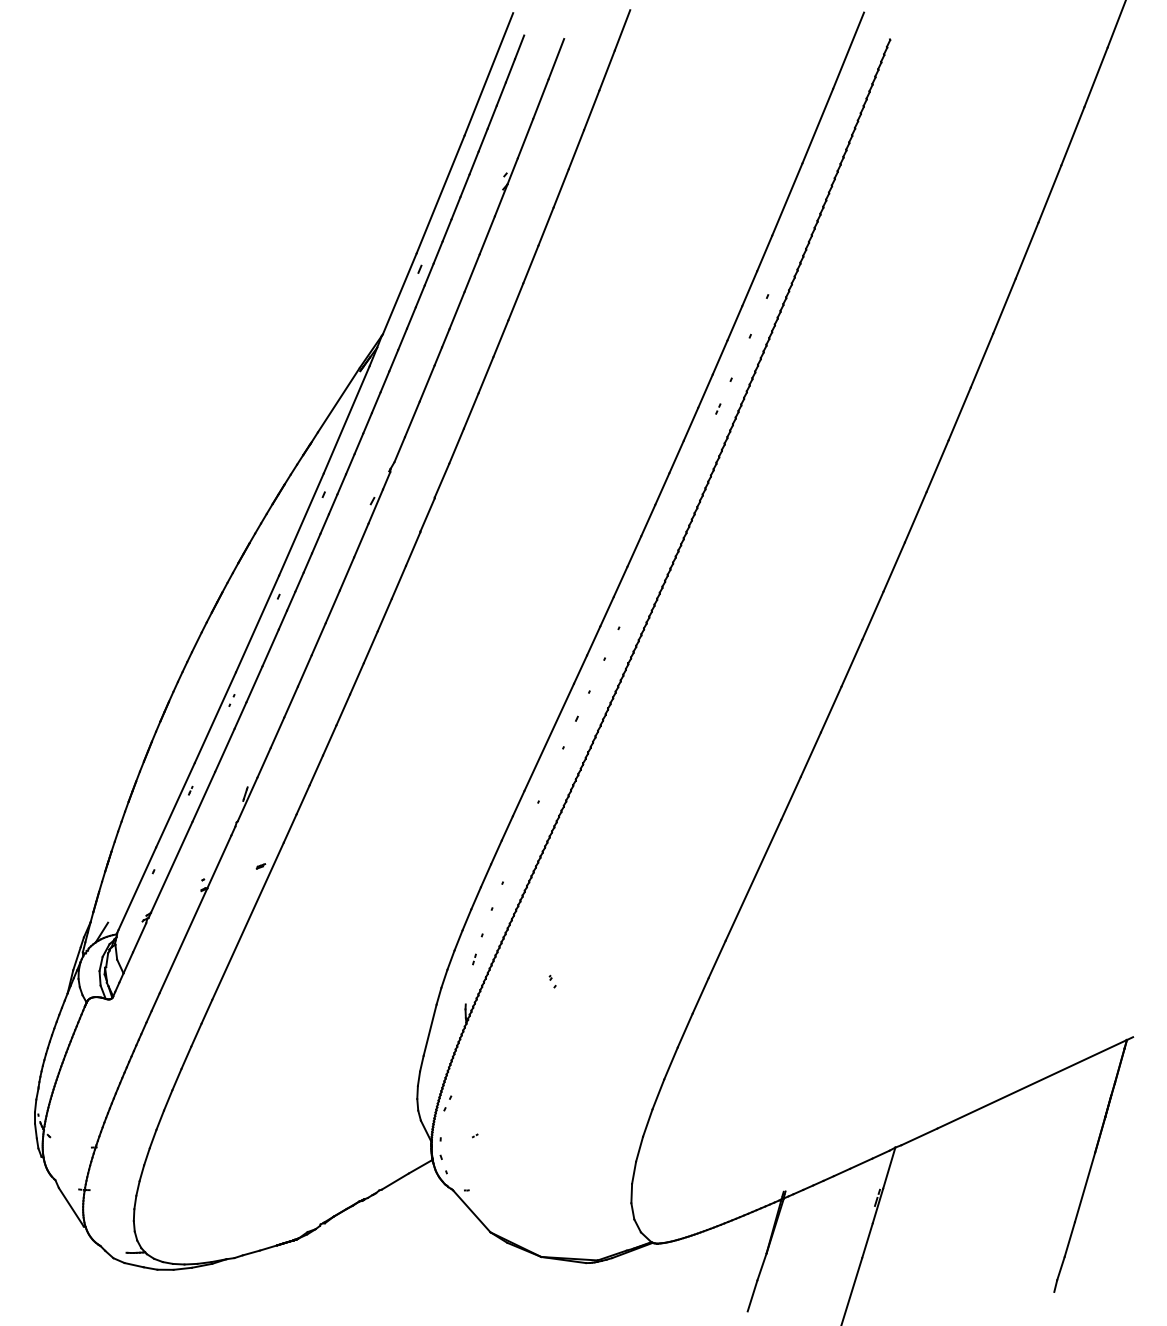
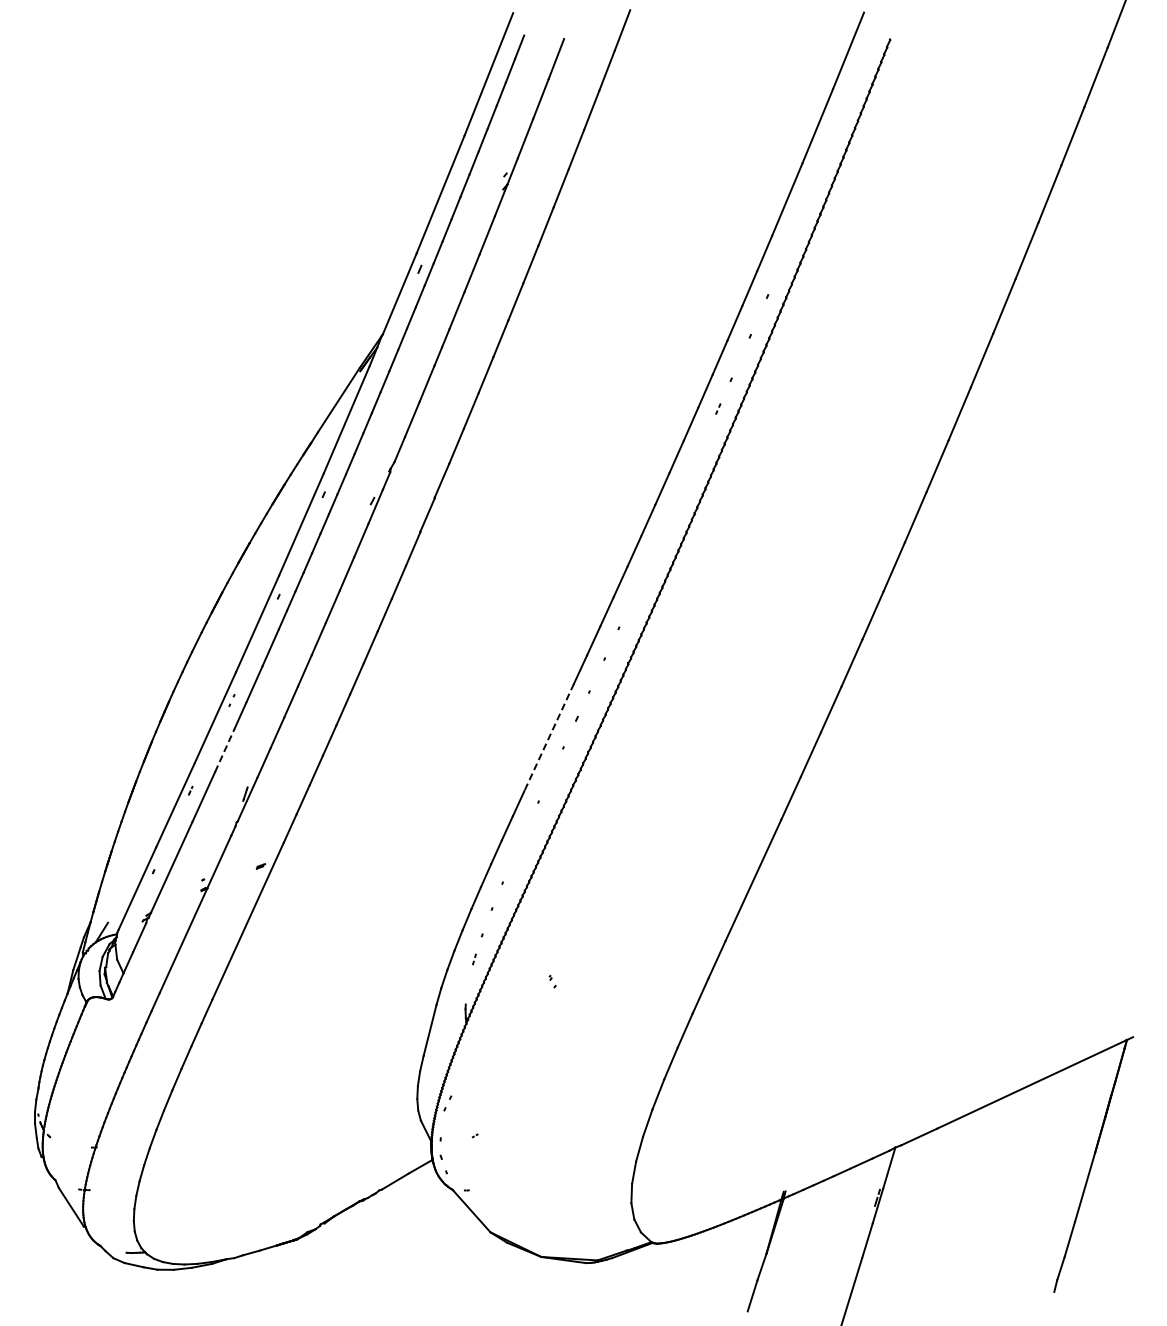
line: solid -> dashed (549, 737)
line: solid -> dashed (224, 750)
